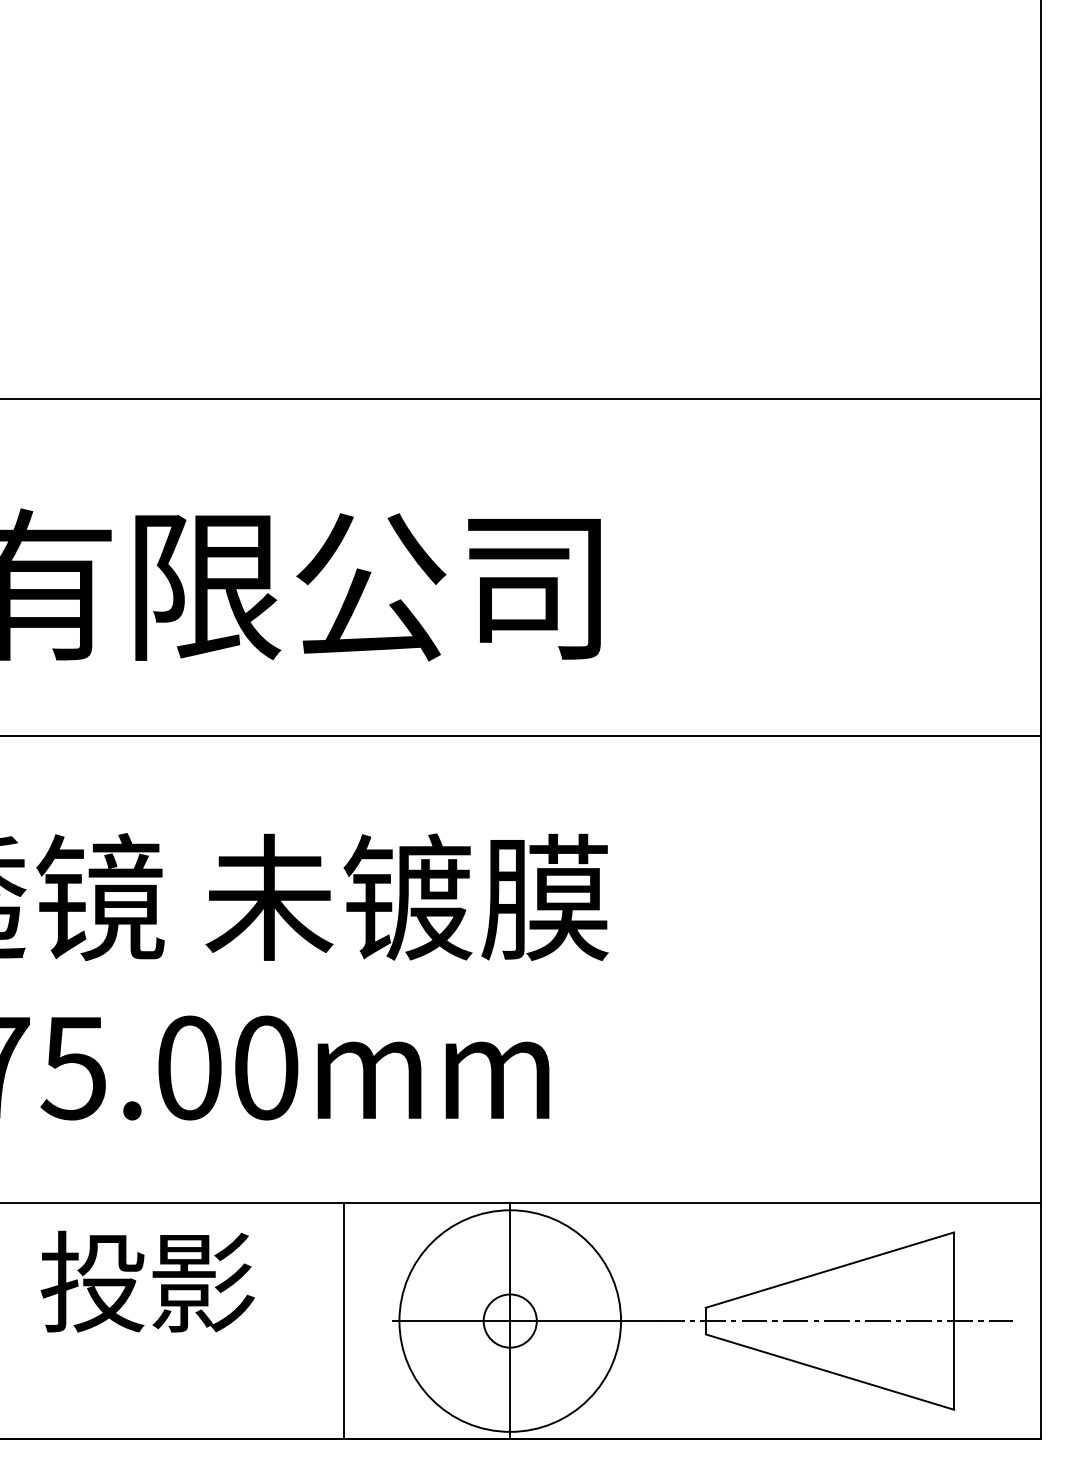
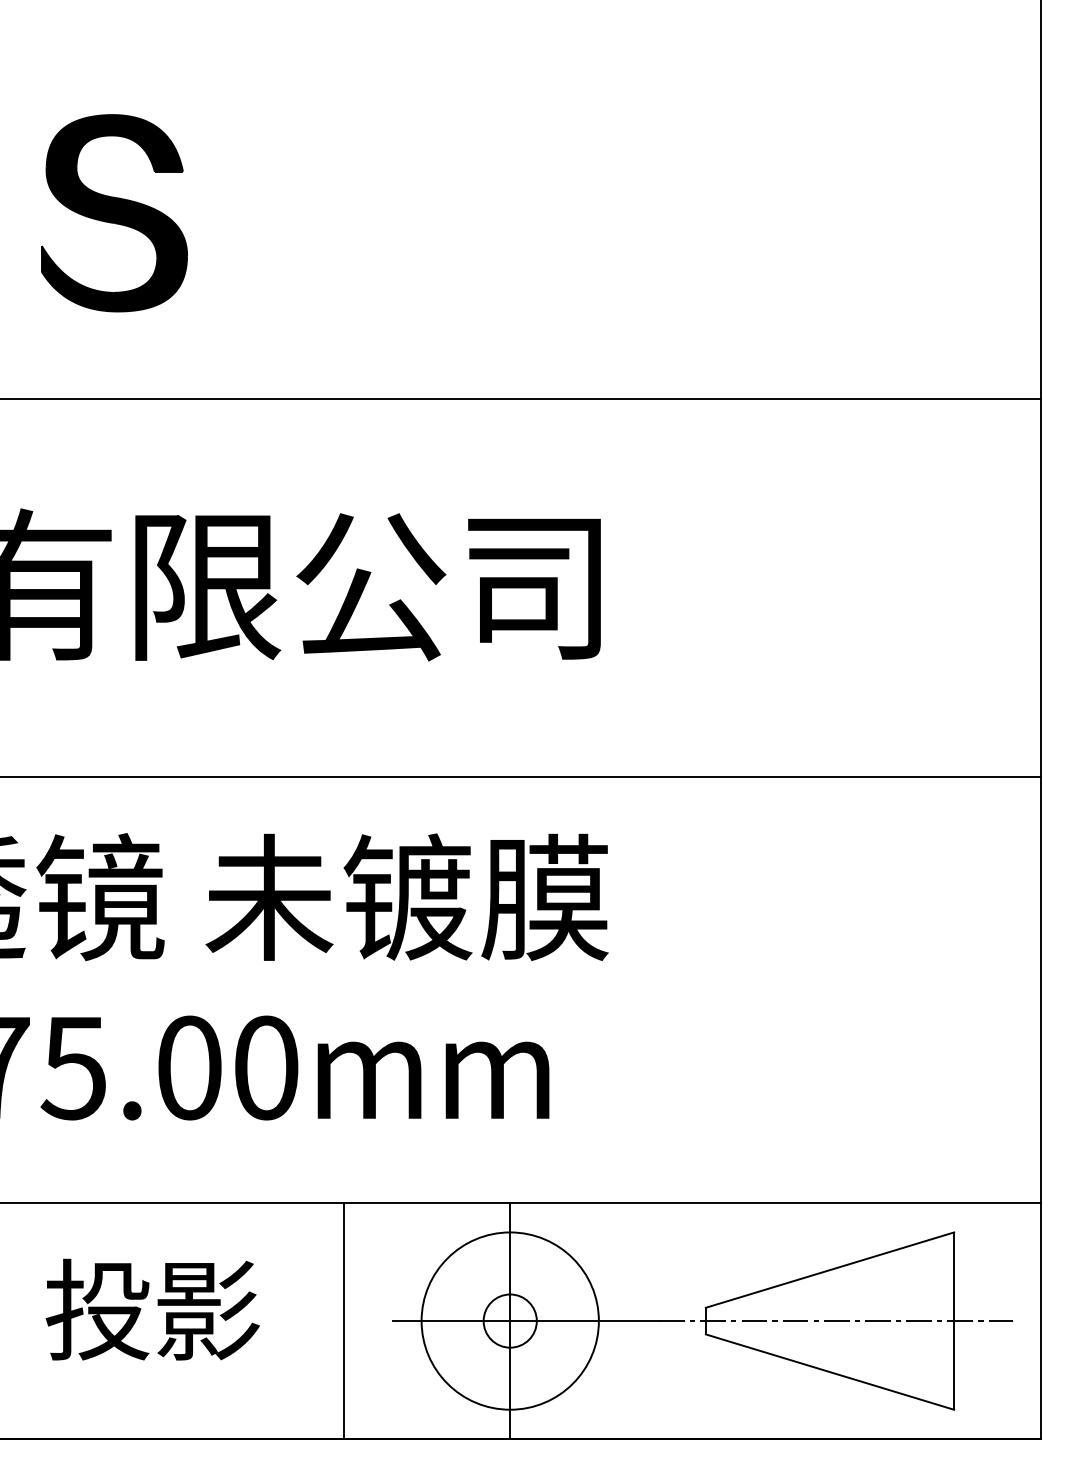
part: none -> present (114, 213)
line position: (521, 736) -> (521, 777) (521, 777)
text position: (147, 1281) -> (152, 1309) (152, 1309)
circle diameter: 222 px -> 177 px (509, 1320)
